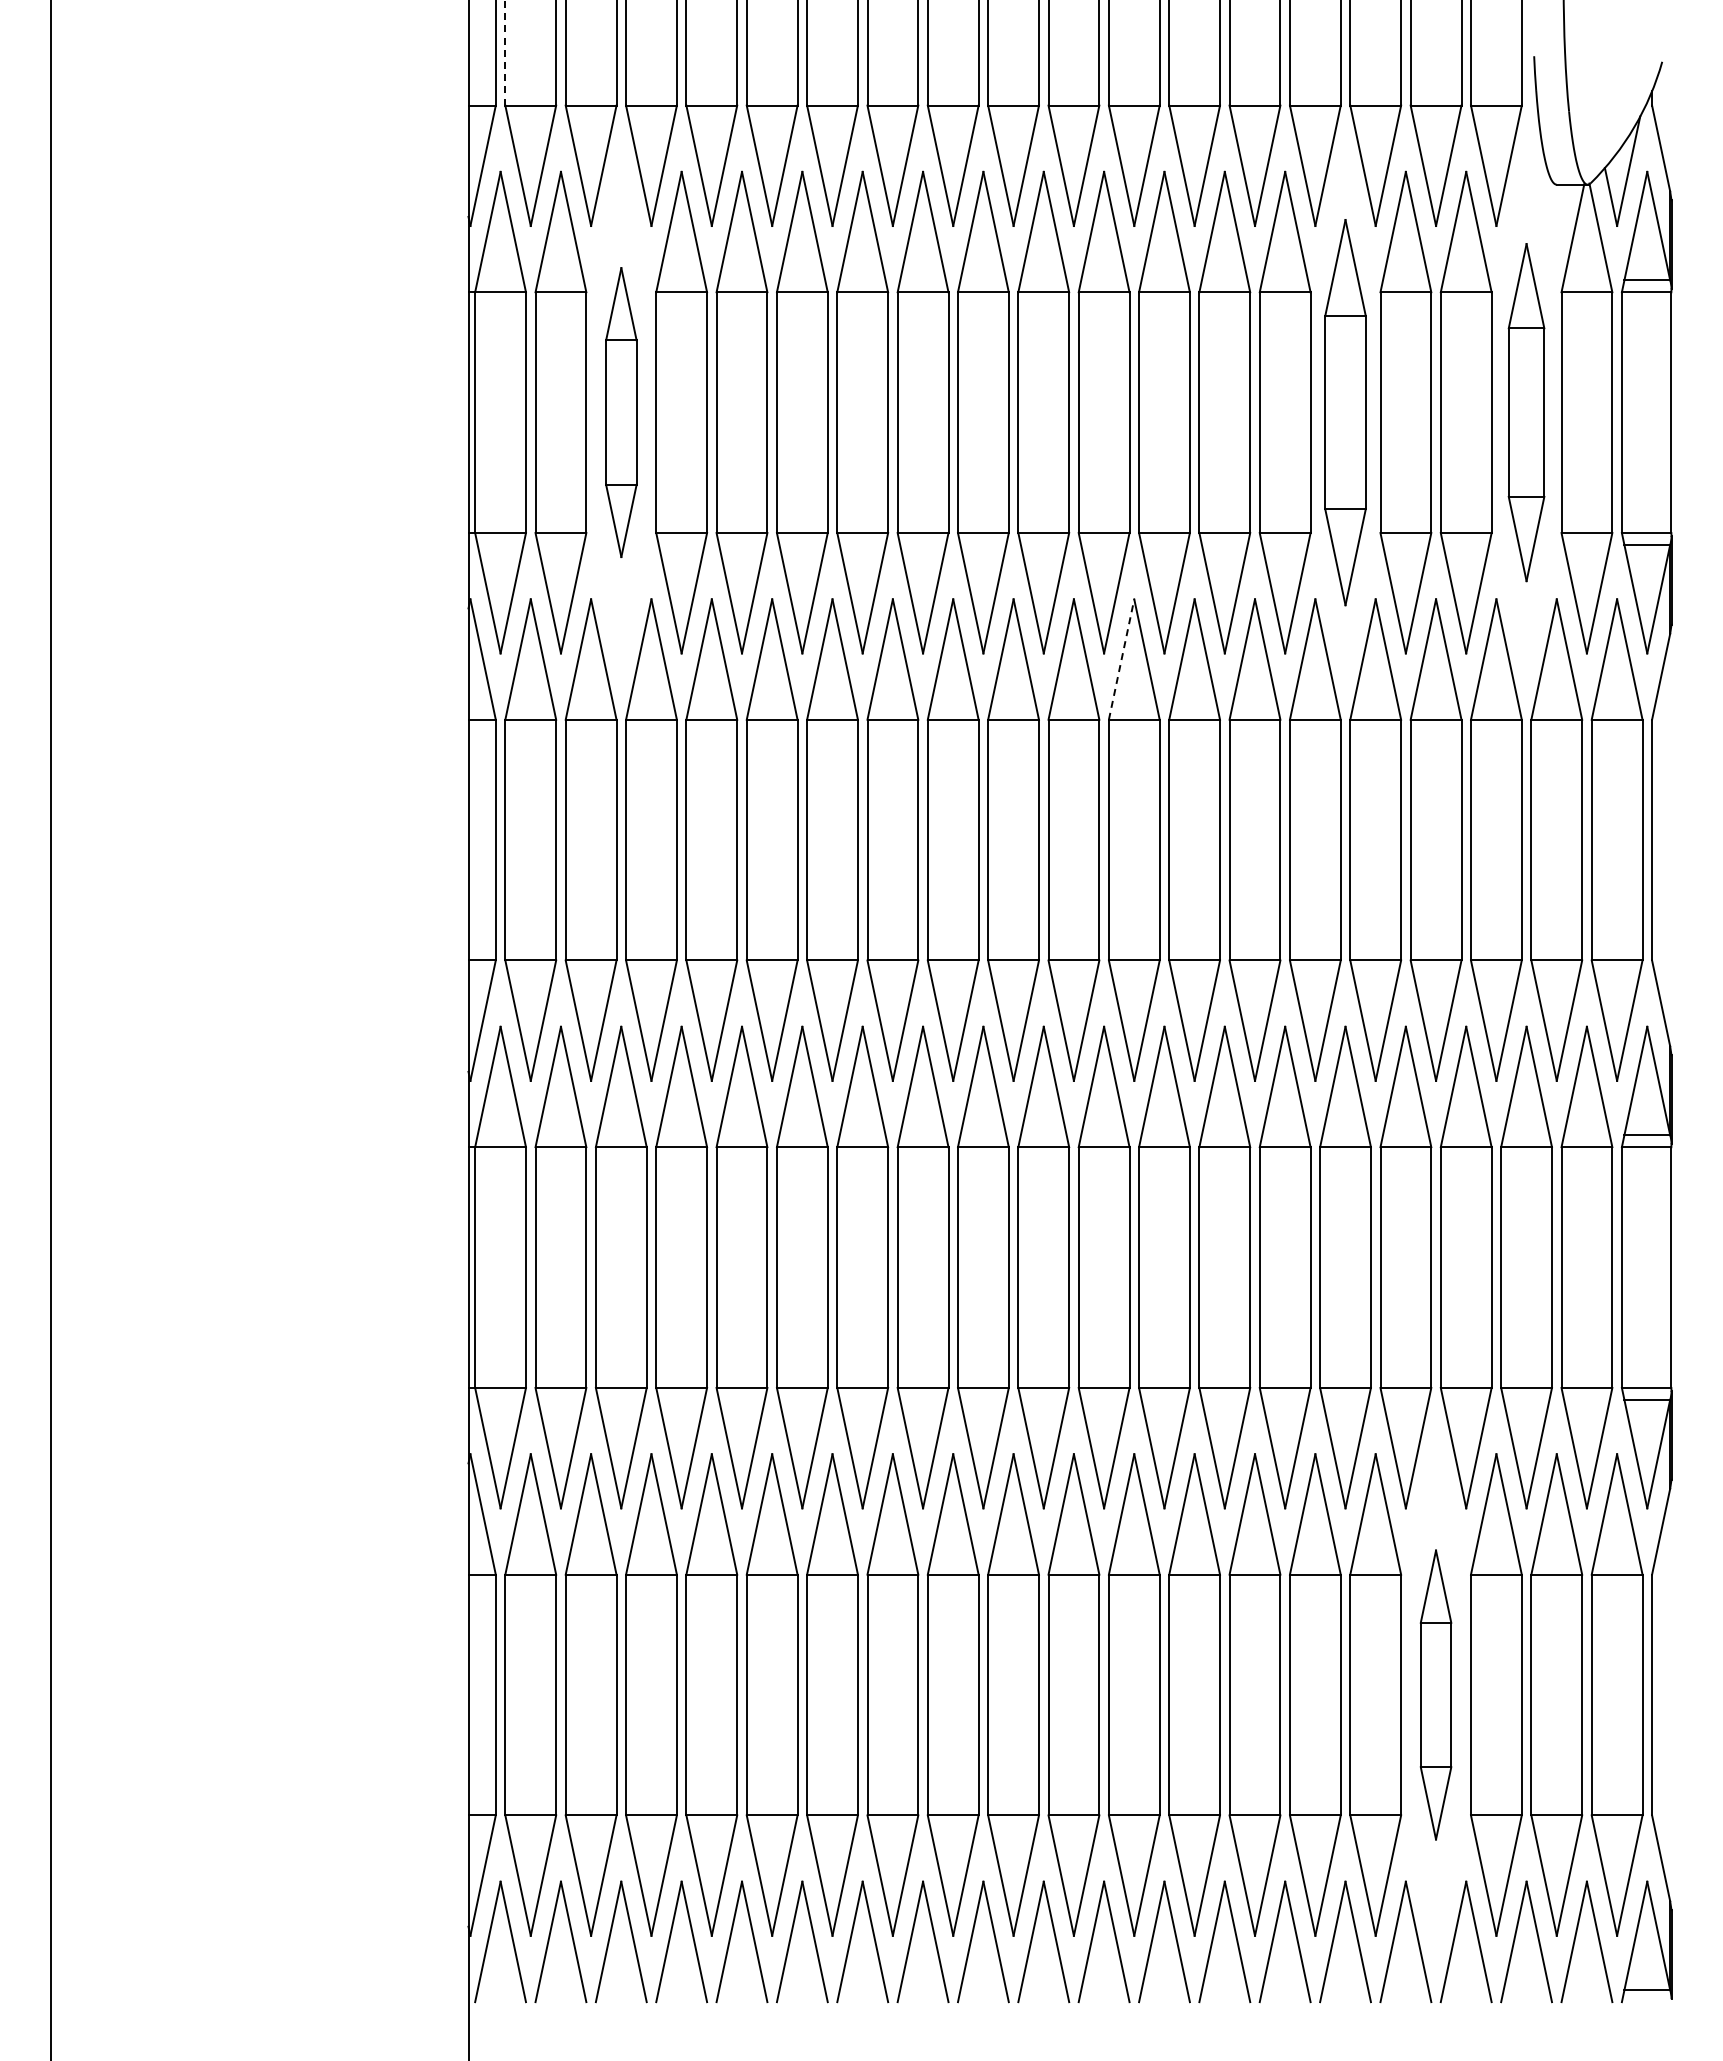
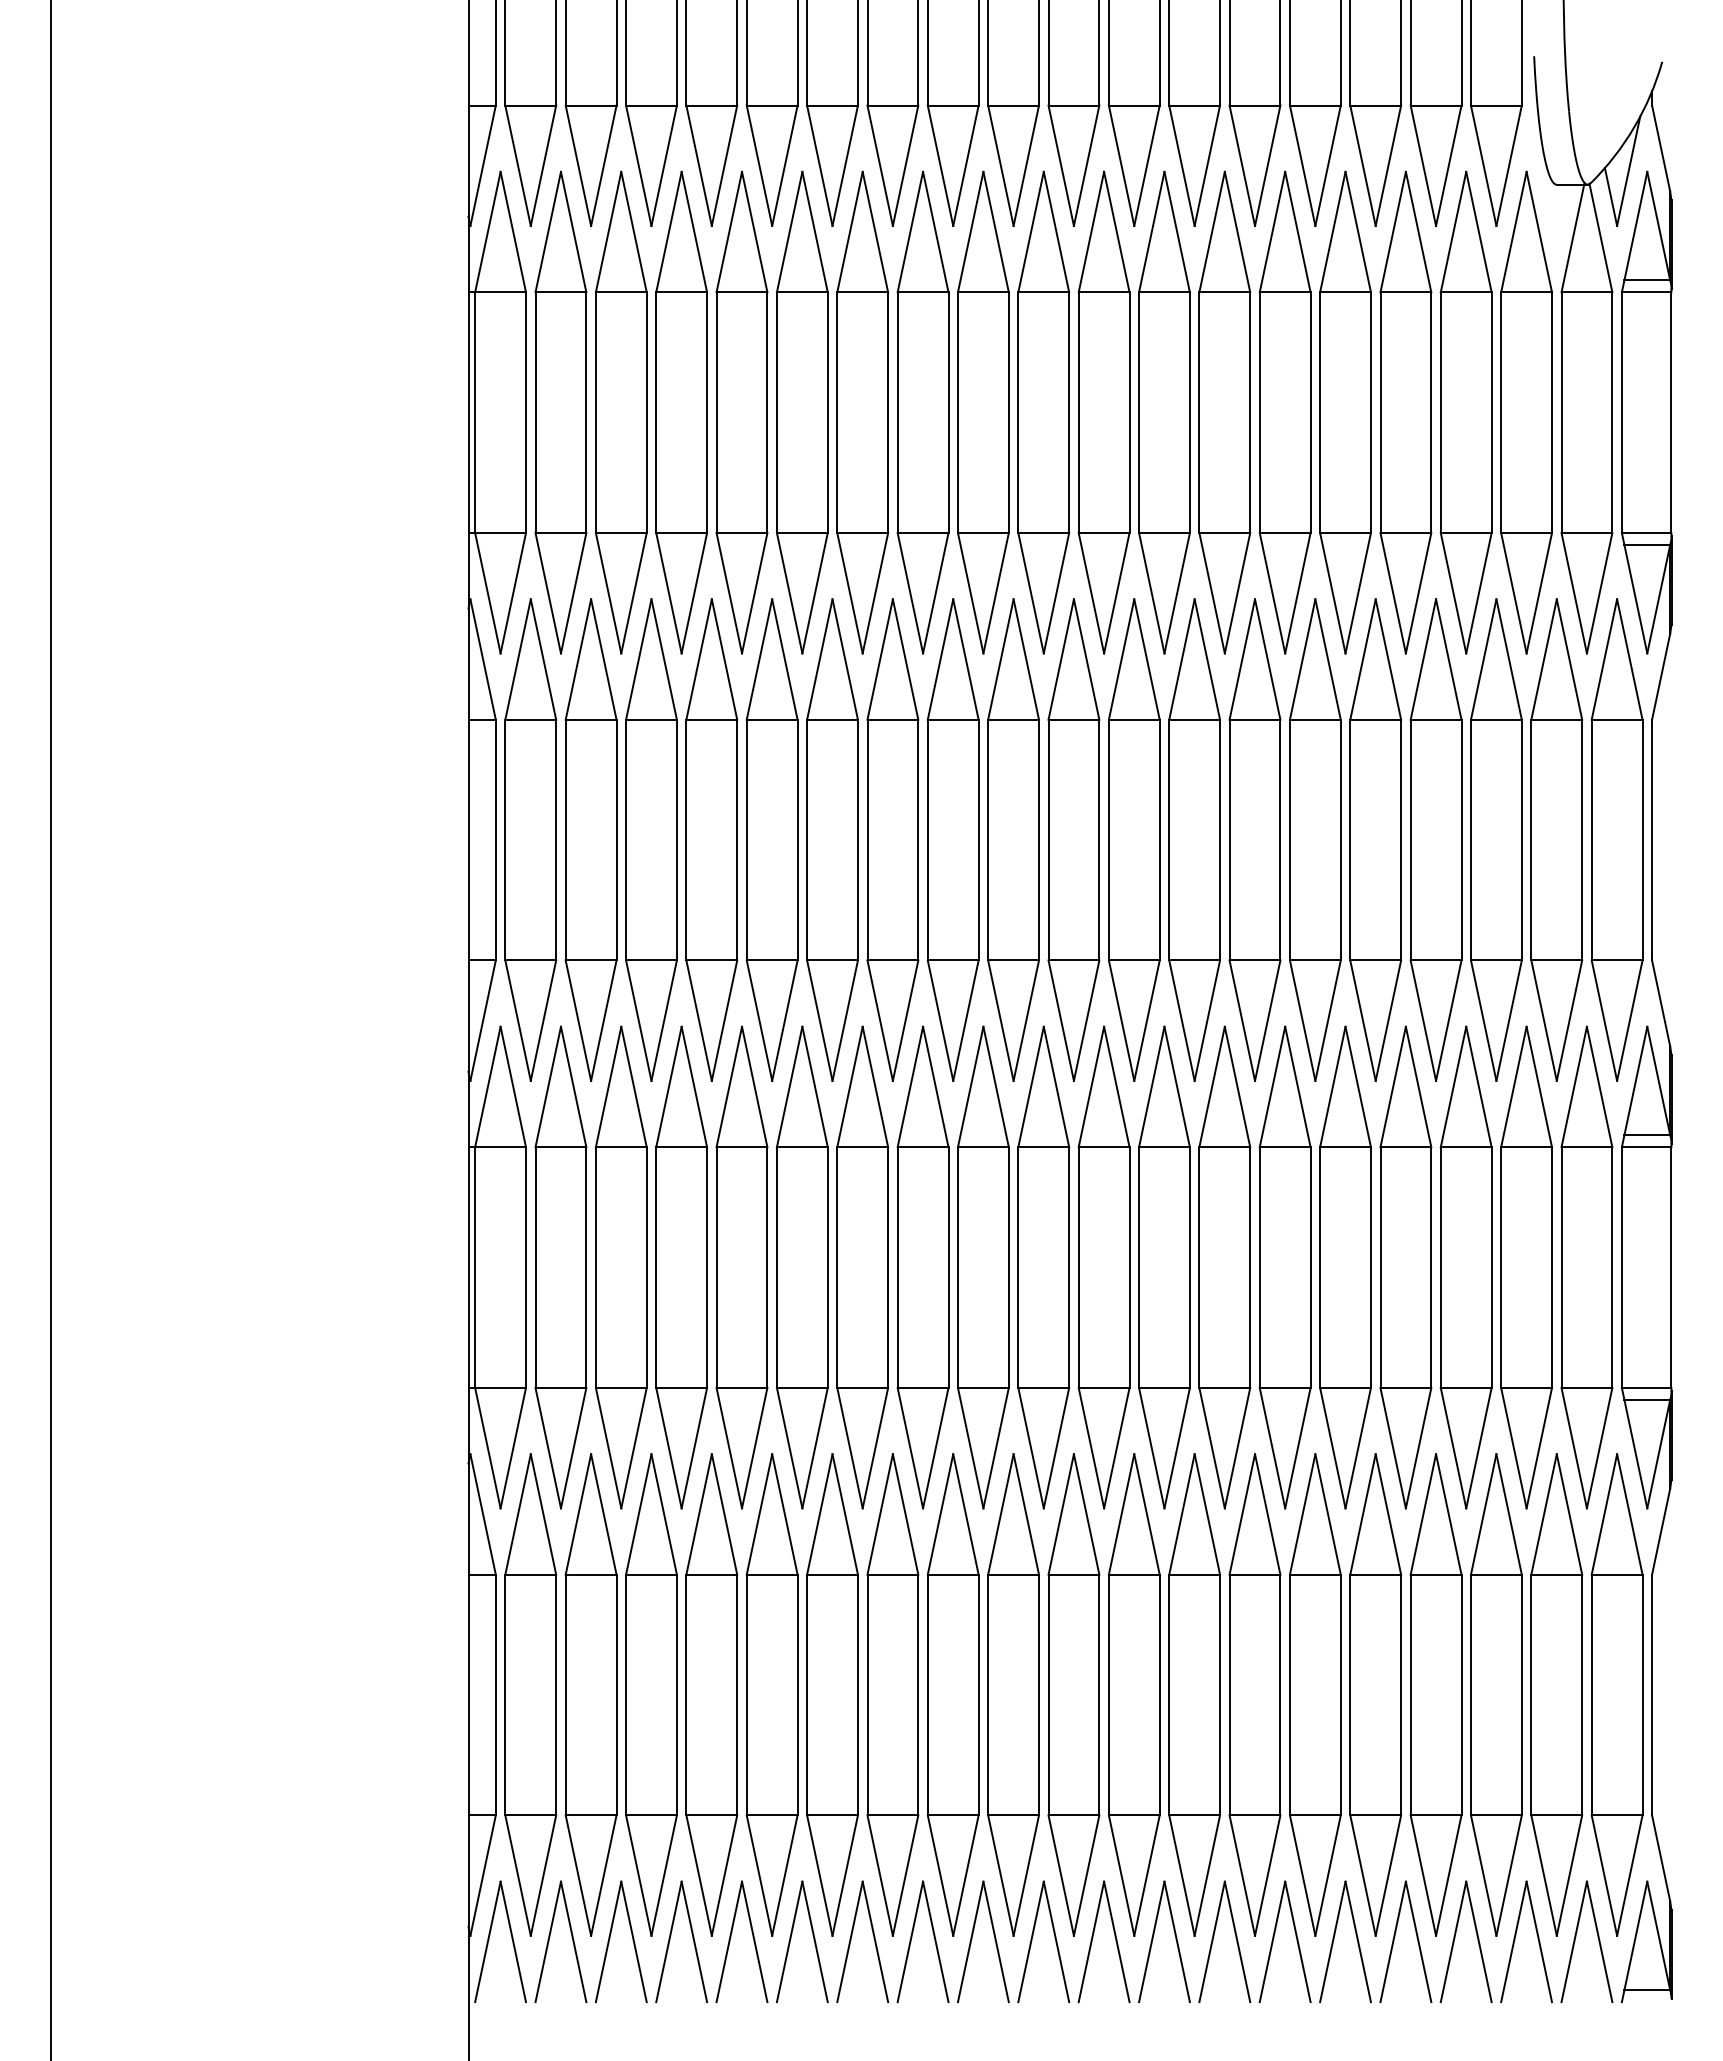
line: dashed -> solid (505, 52)
part size: 33x291 px -> 53x485 px (621, 412)
part size: 43x388 px -> 53x485 px (1345, 412)
part size: 39x340 px -> 53x485 px (1526, 412)
line: dashed -> solid (1121, 659)
part size: 34x292 px -> 54x484 px (1435, 1694)
